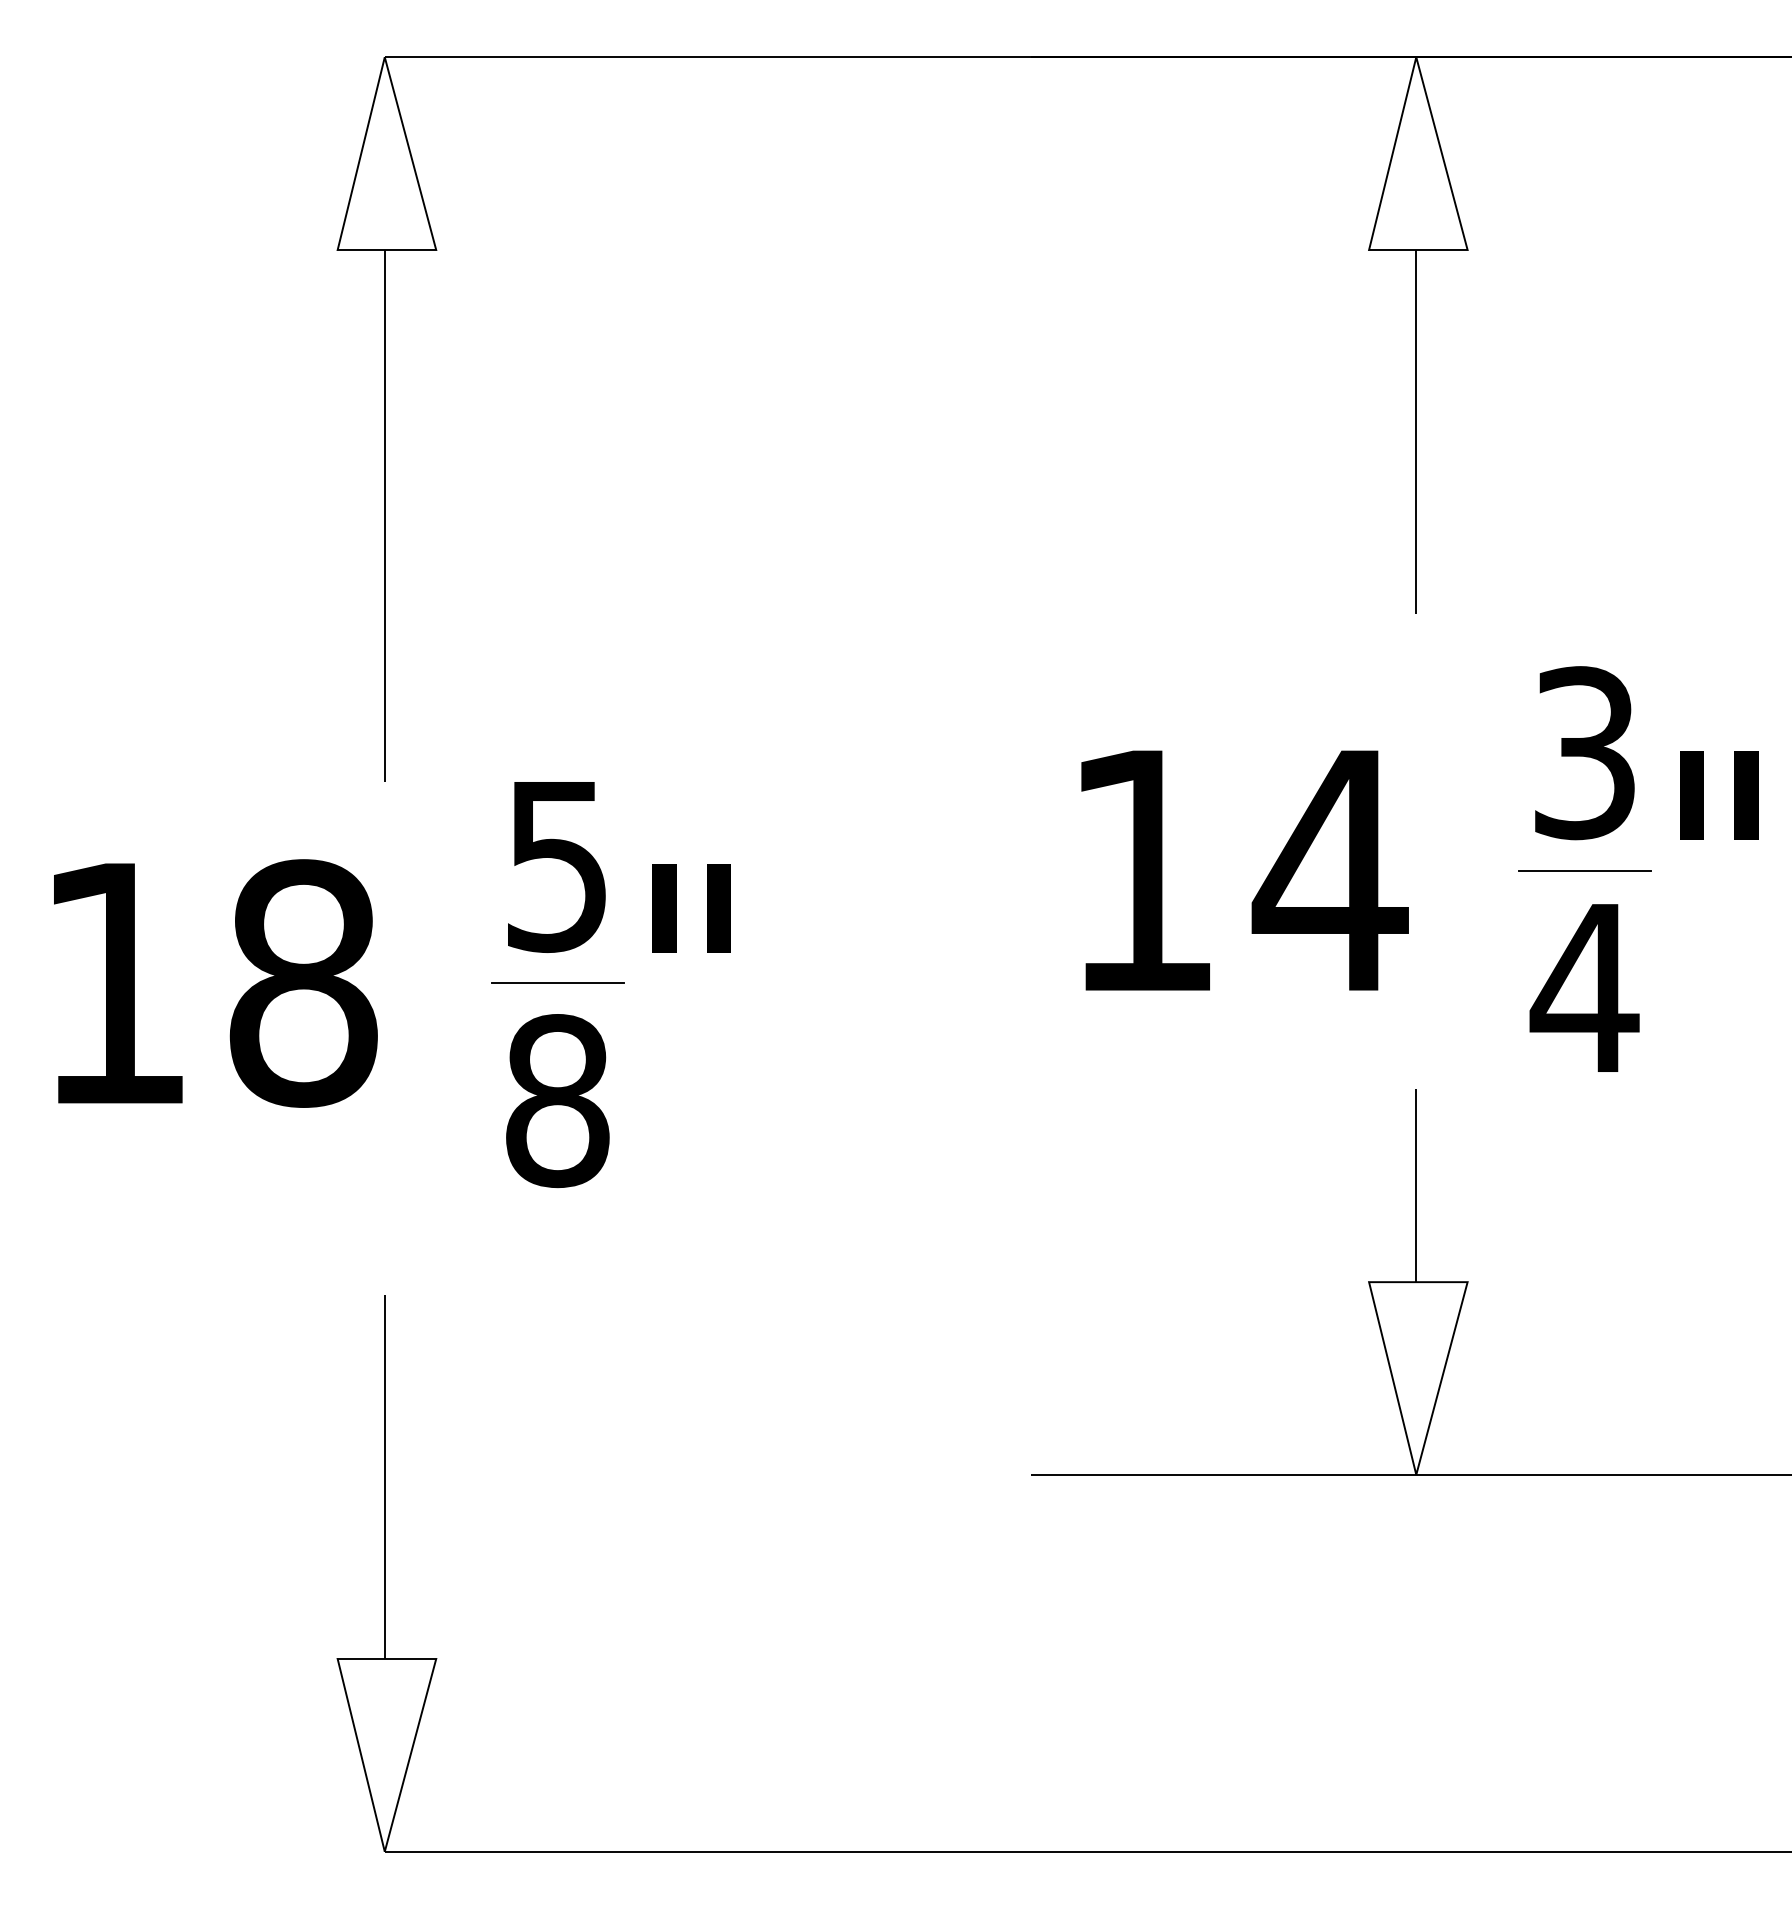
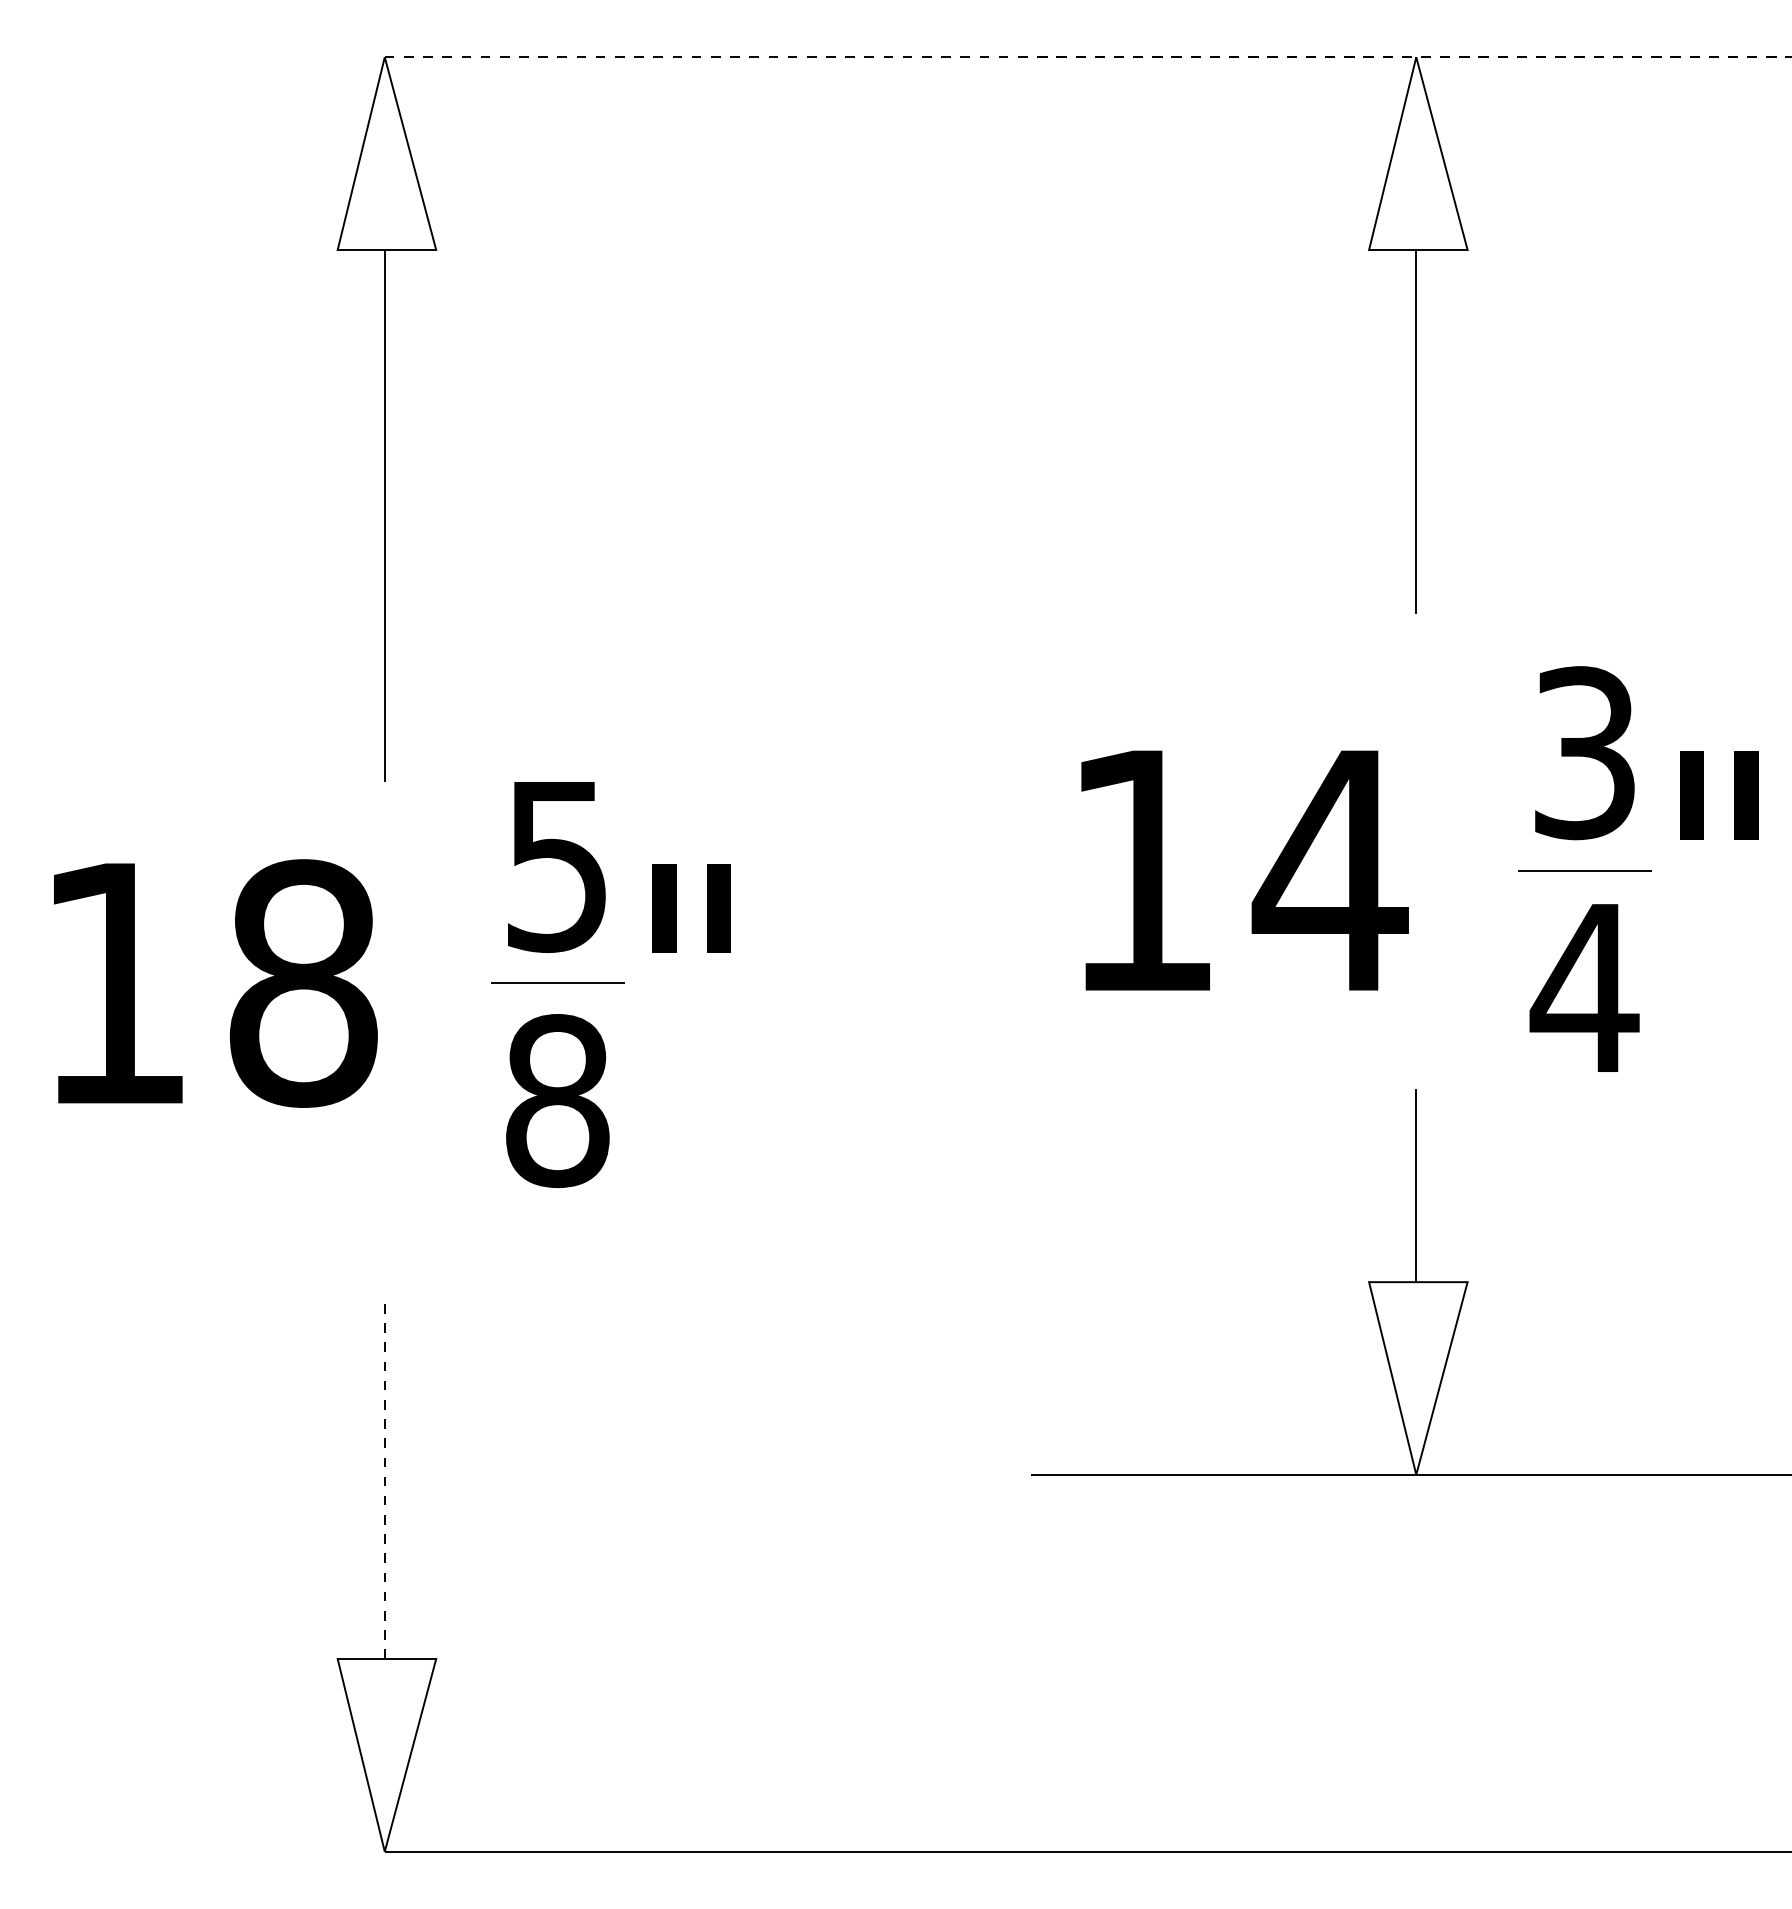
line: solid -> dashed (1469, 57)
line: solid -> dashed (384, 1476)
